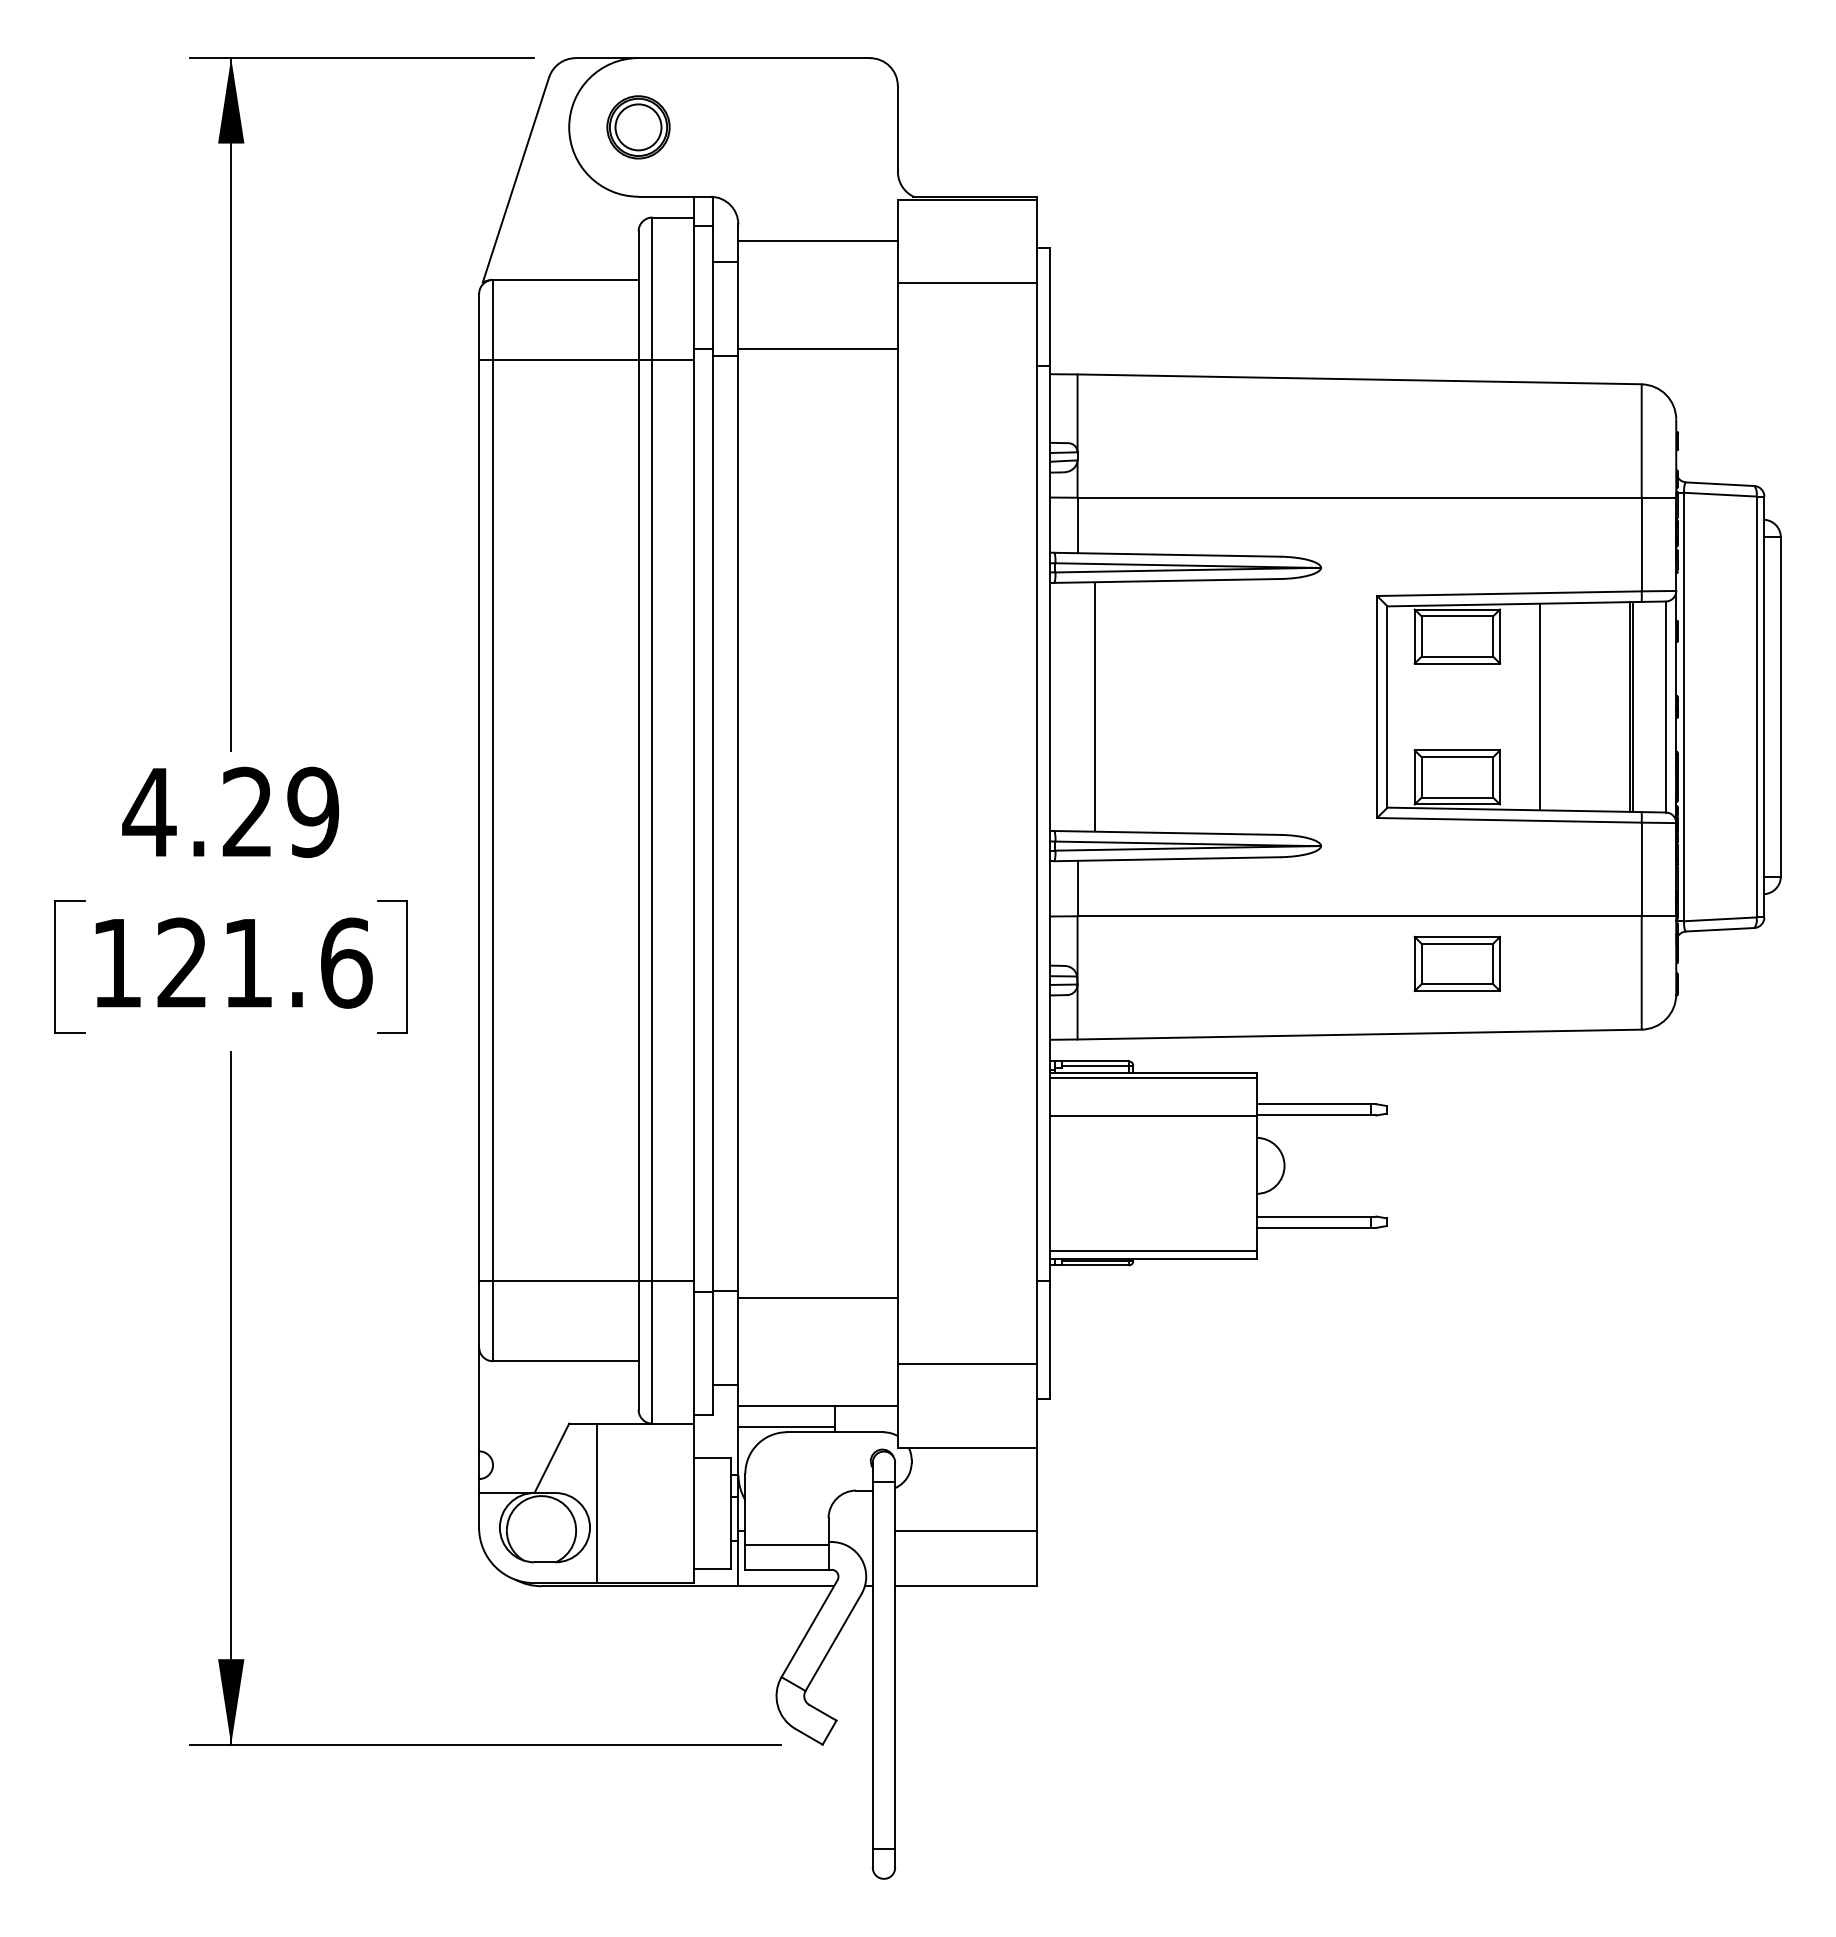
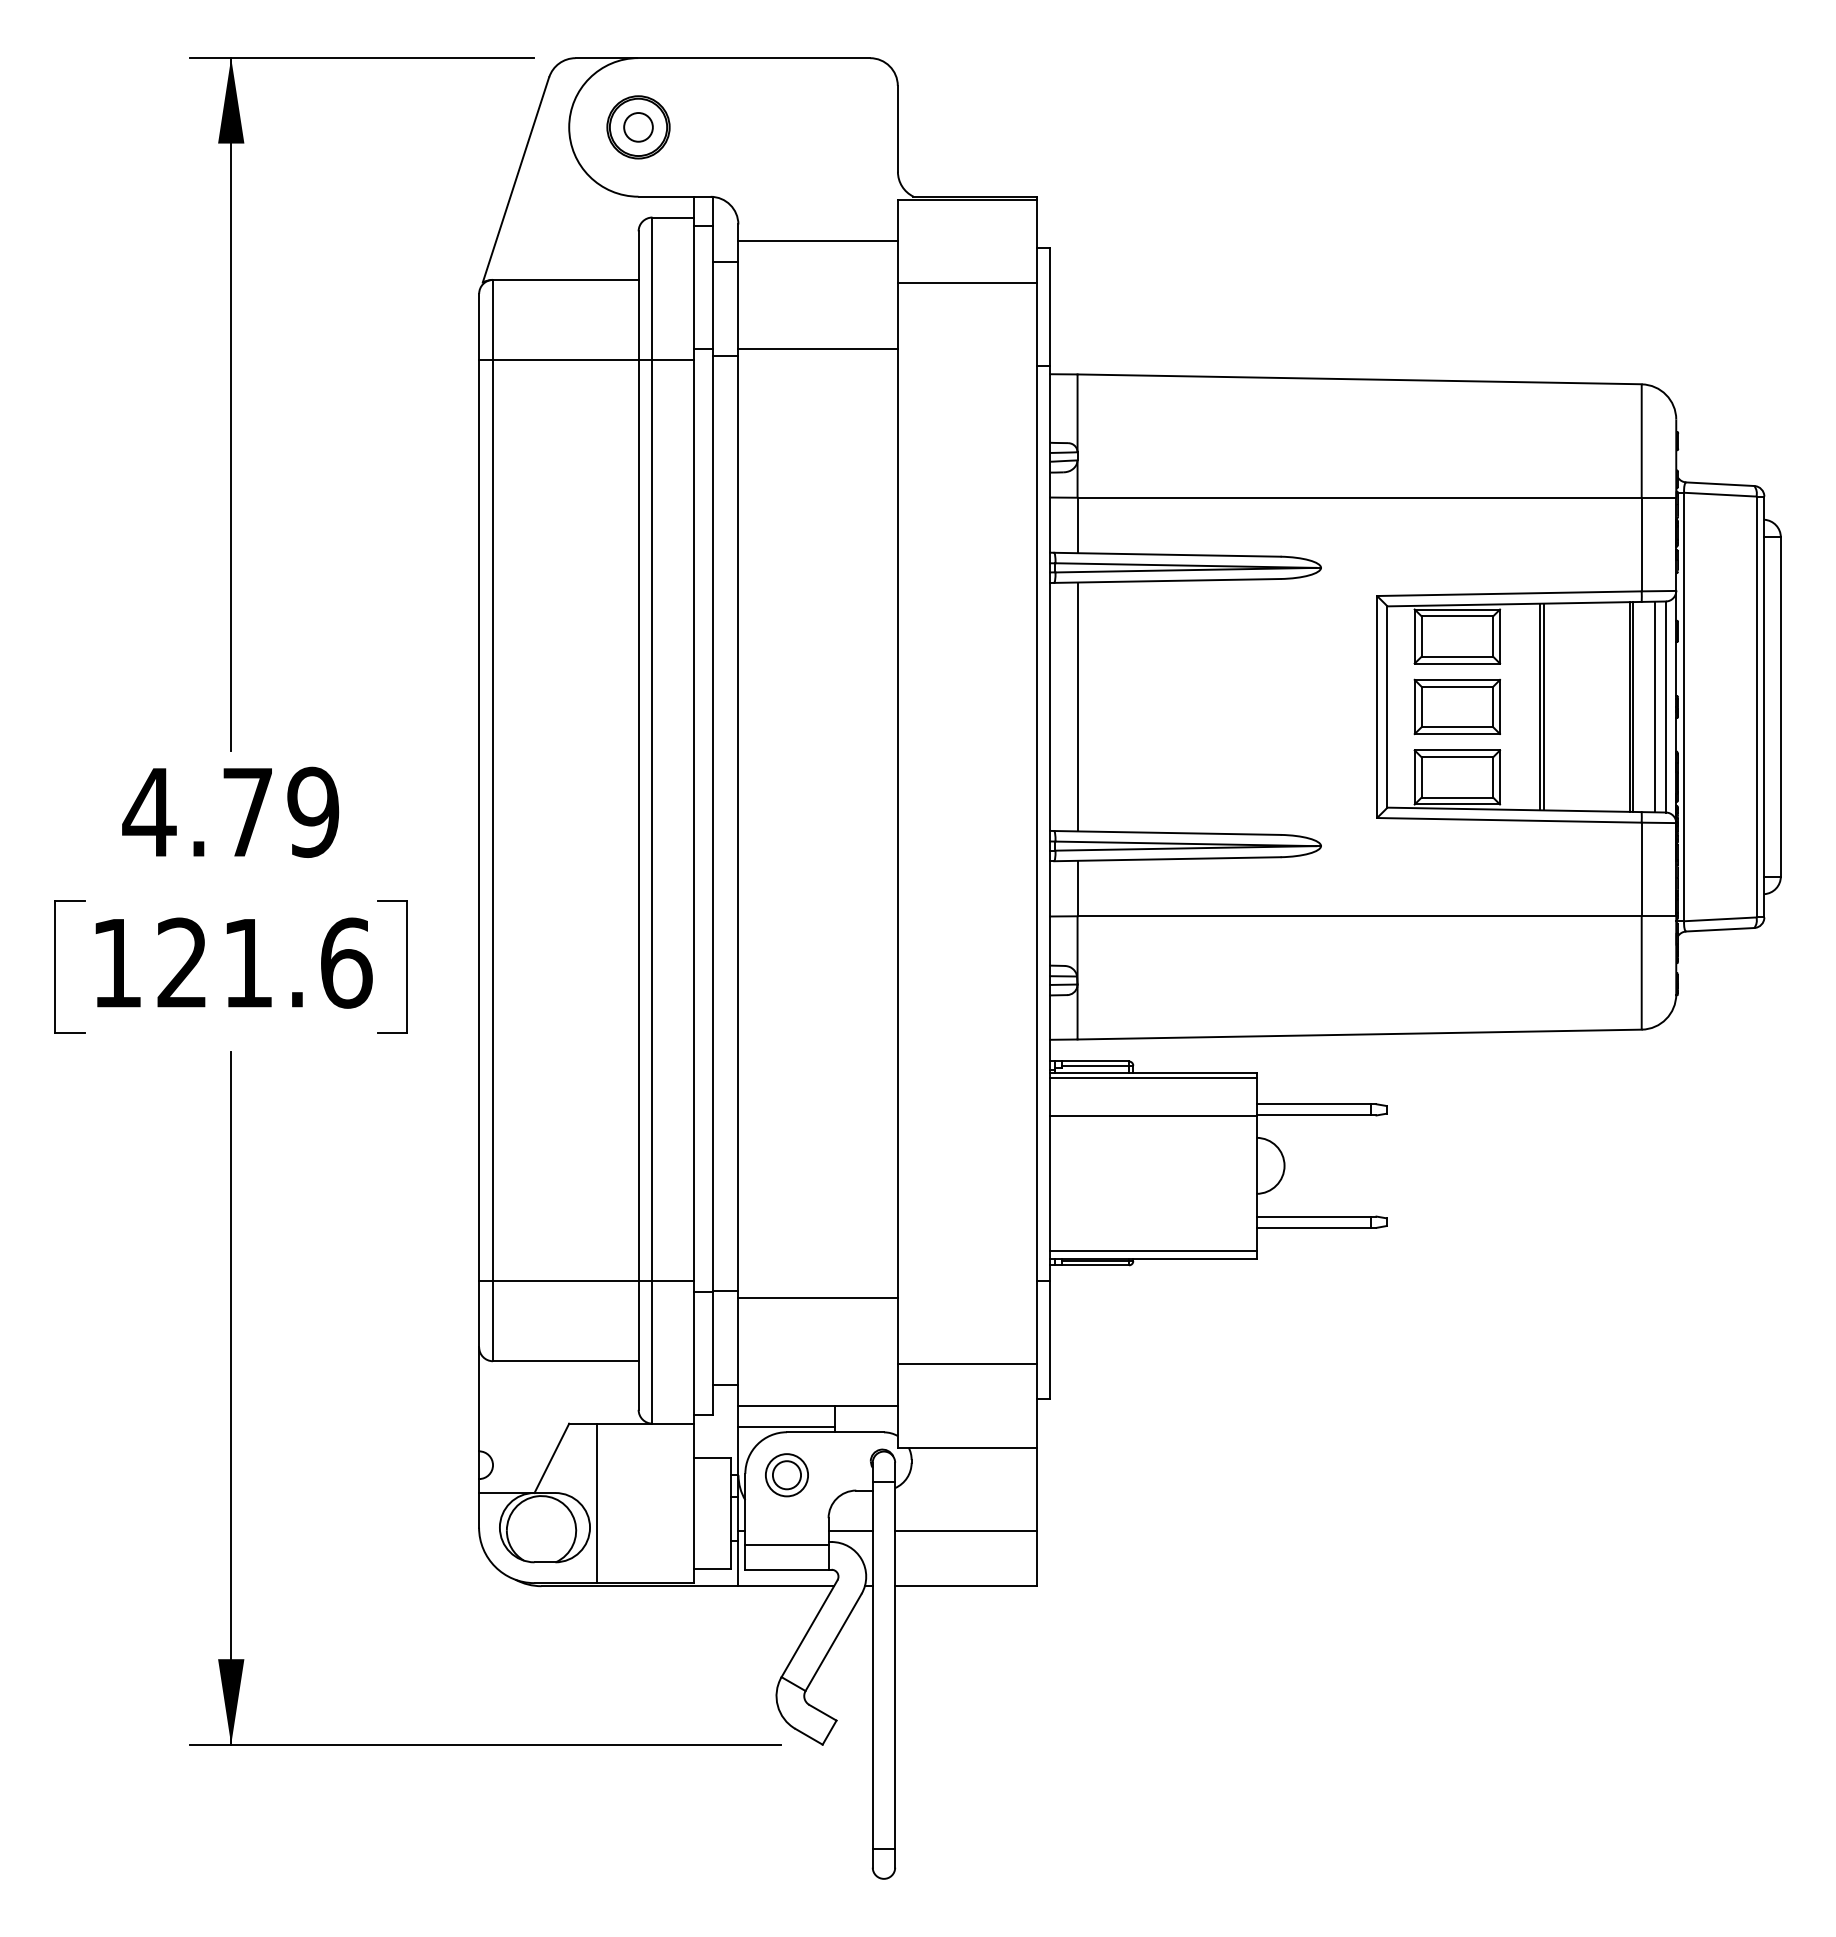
circle diameter: 46 px -> 29 px (638, 127)
line position: (1094, 706) -> (1077, 706) (1077, 706)
line: none -> present (1543, 706)
line: none -> present (1655, 706)
text: 4.29 -> 4.79 (246, 811)
part position: (1456, 963) -> (1456, 706) (1456, 706)
part: none -> present (786, 1475)
line: none -> present (850, 1530)
